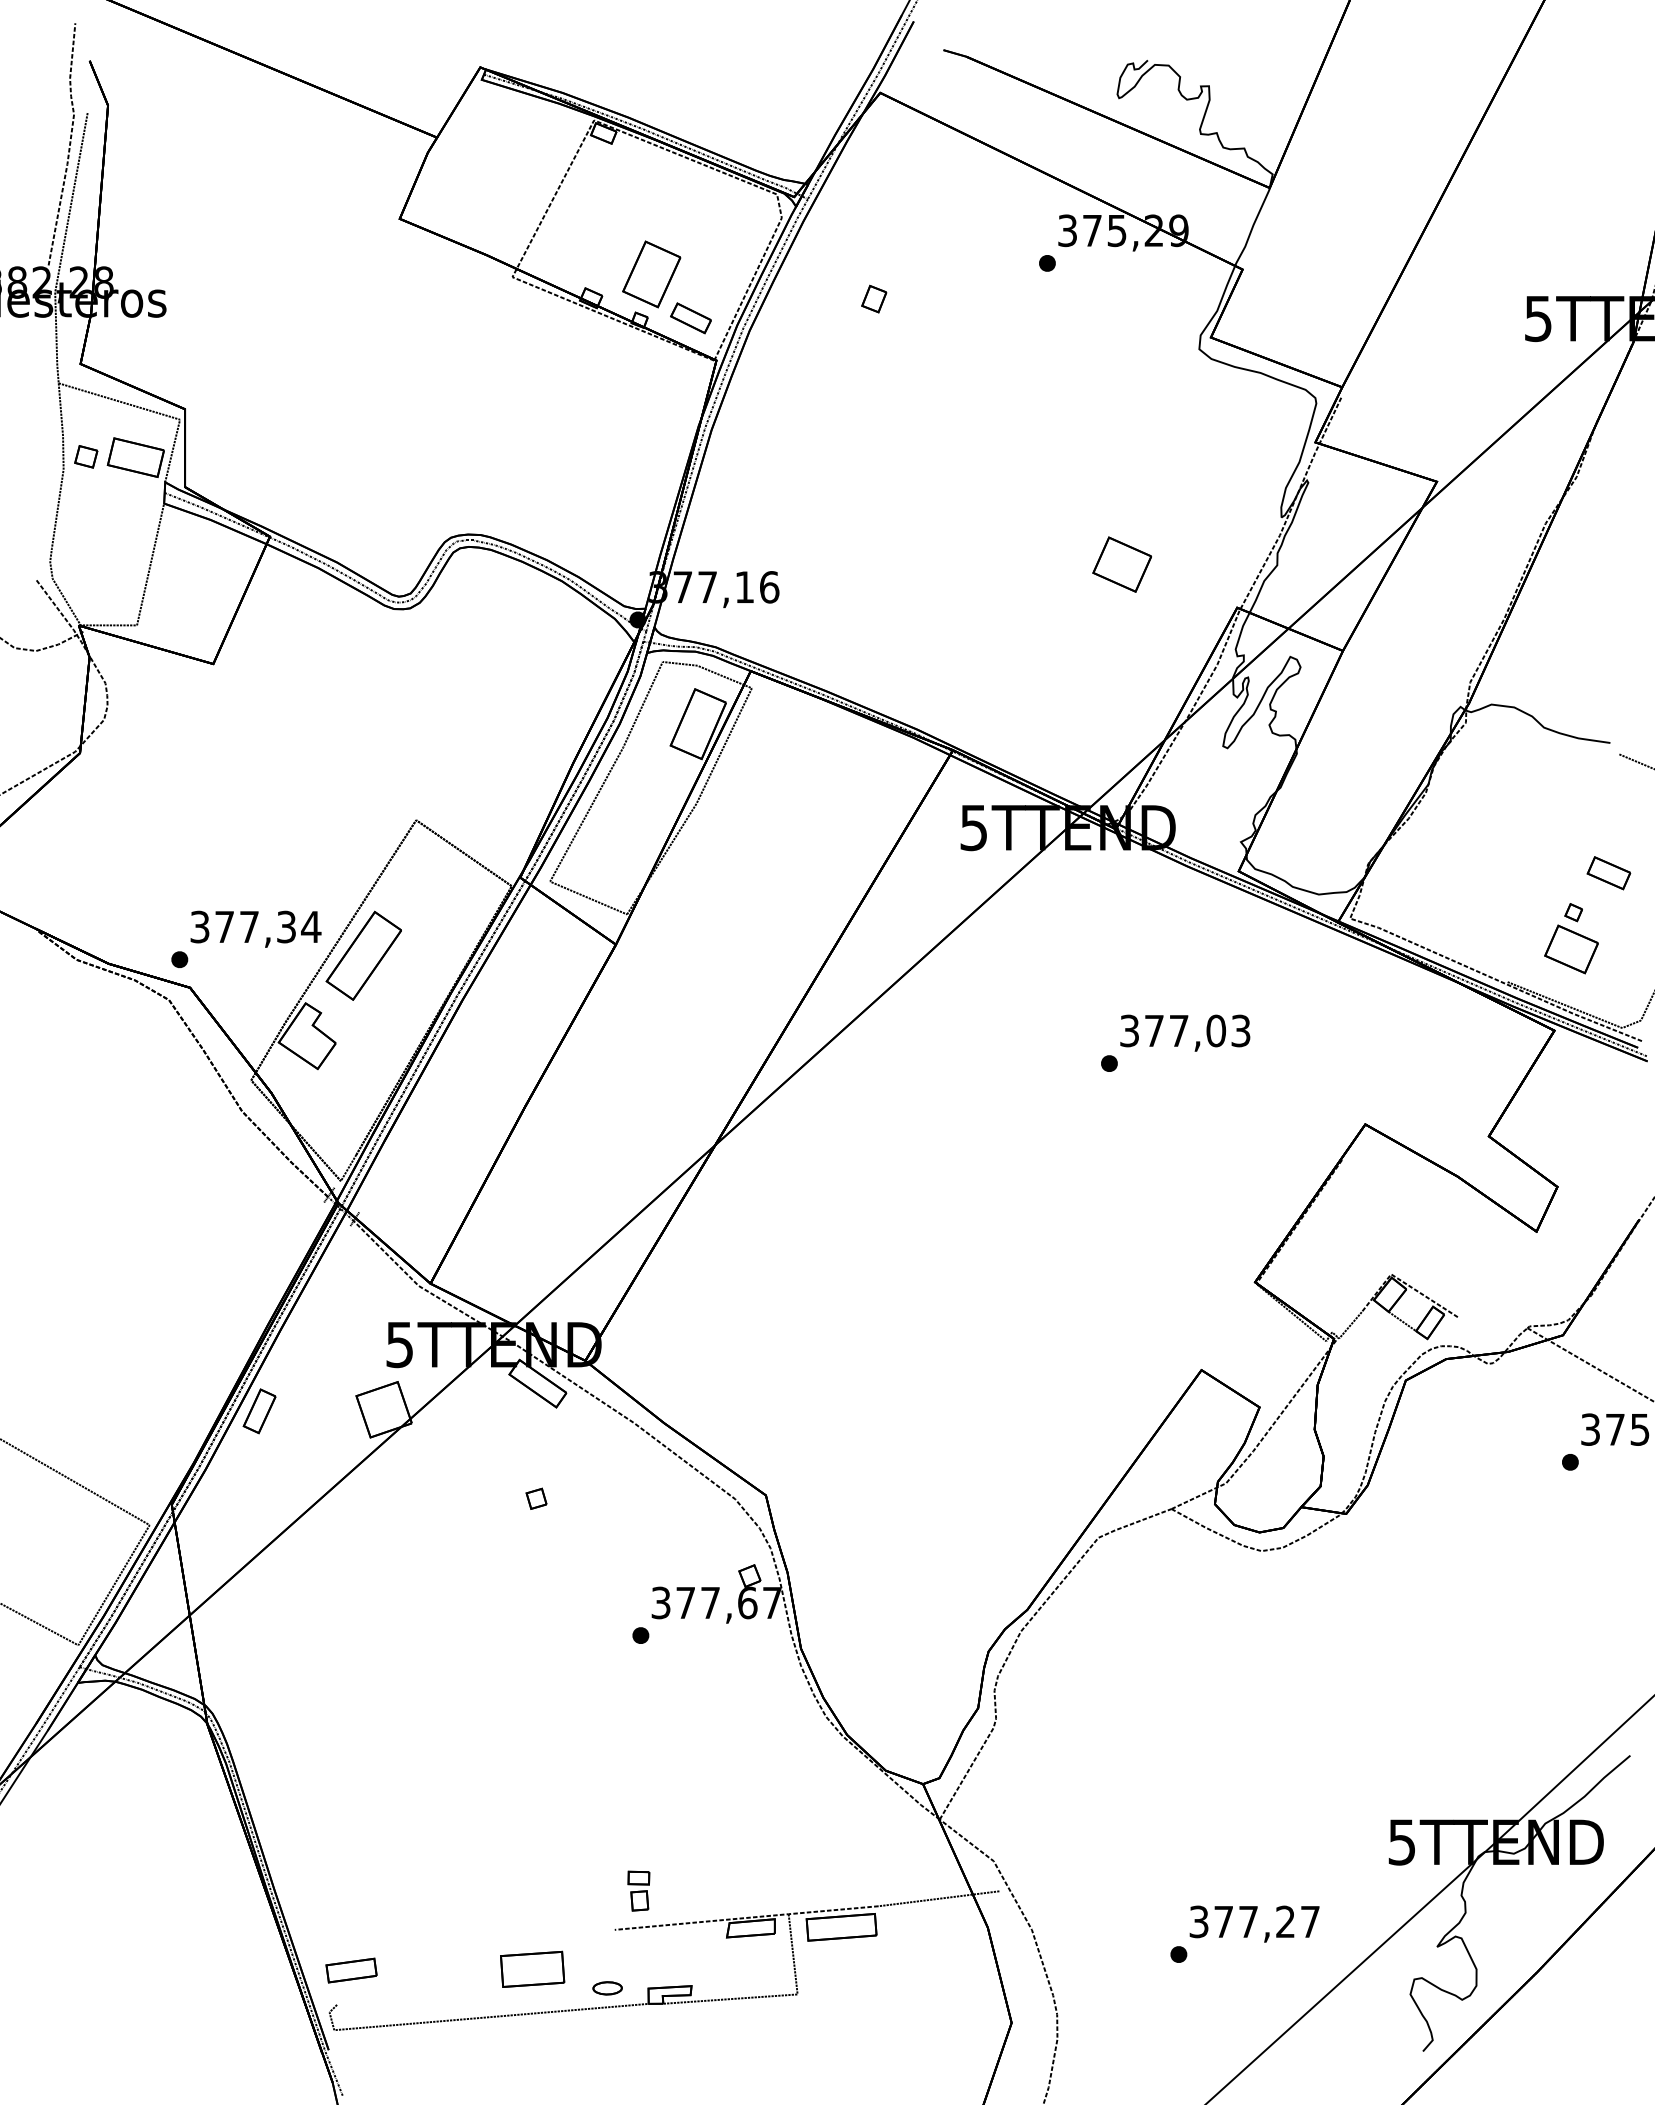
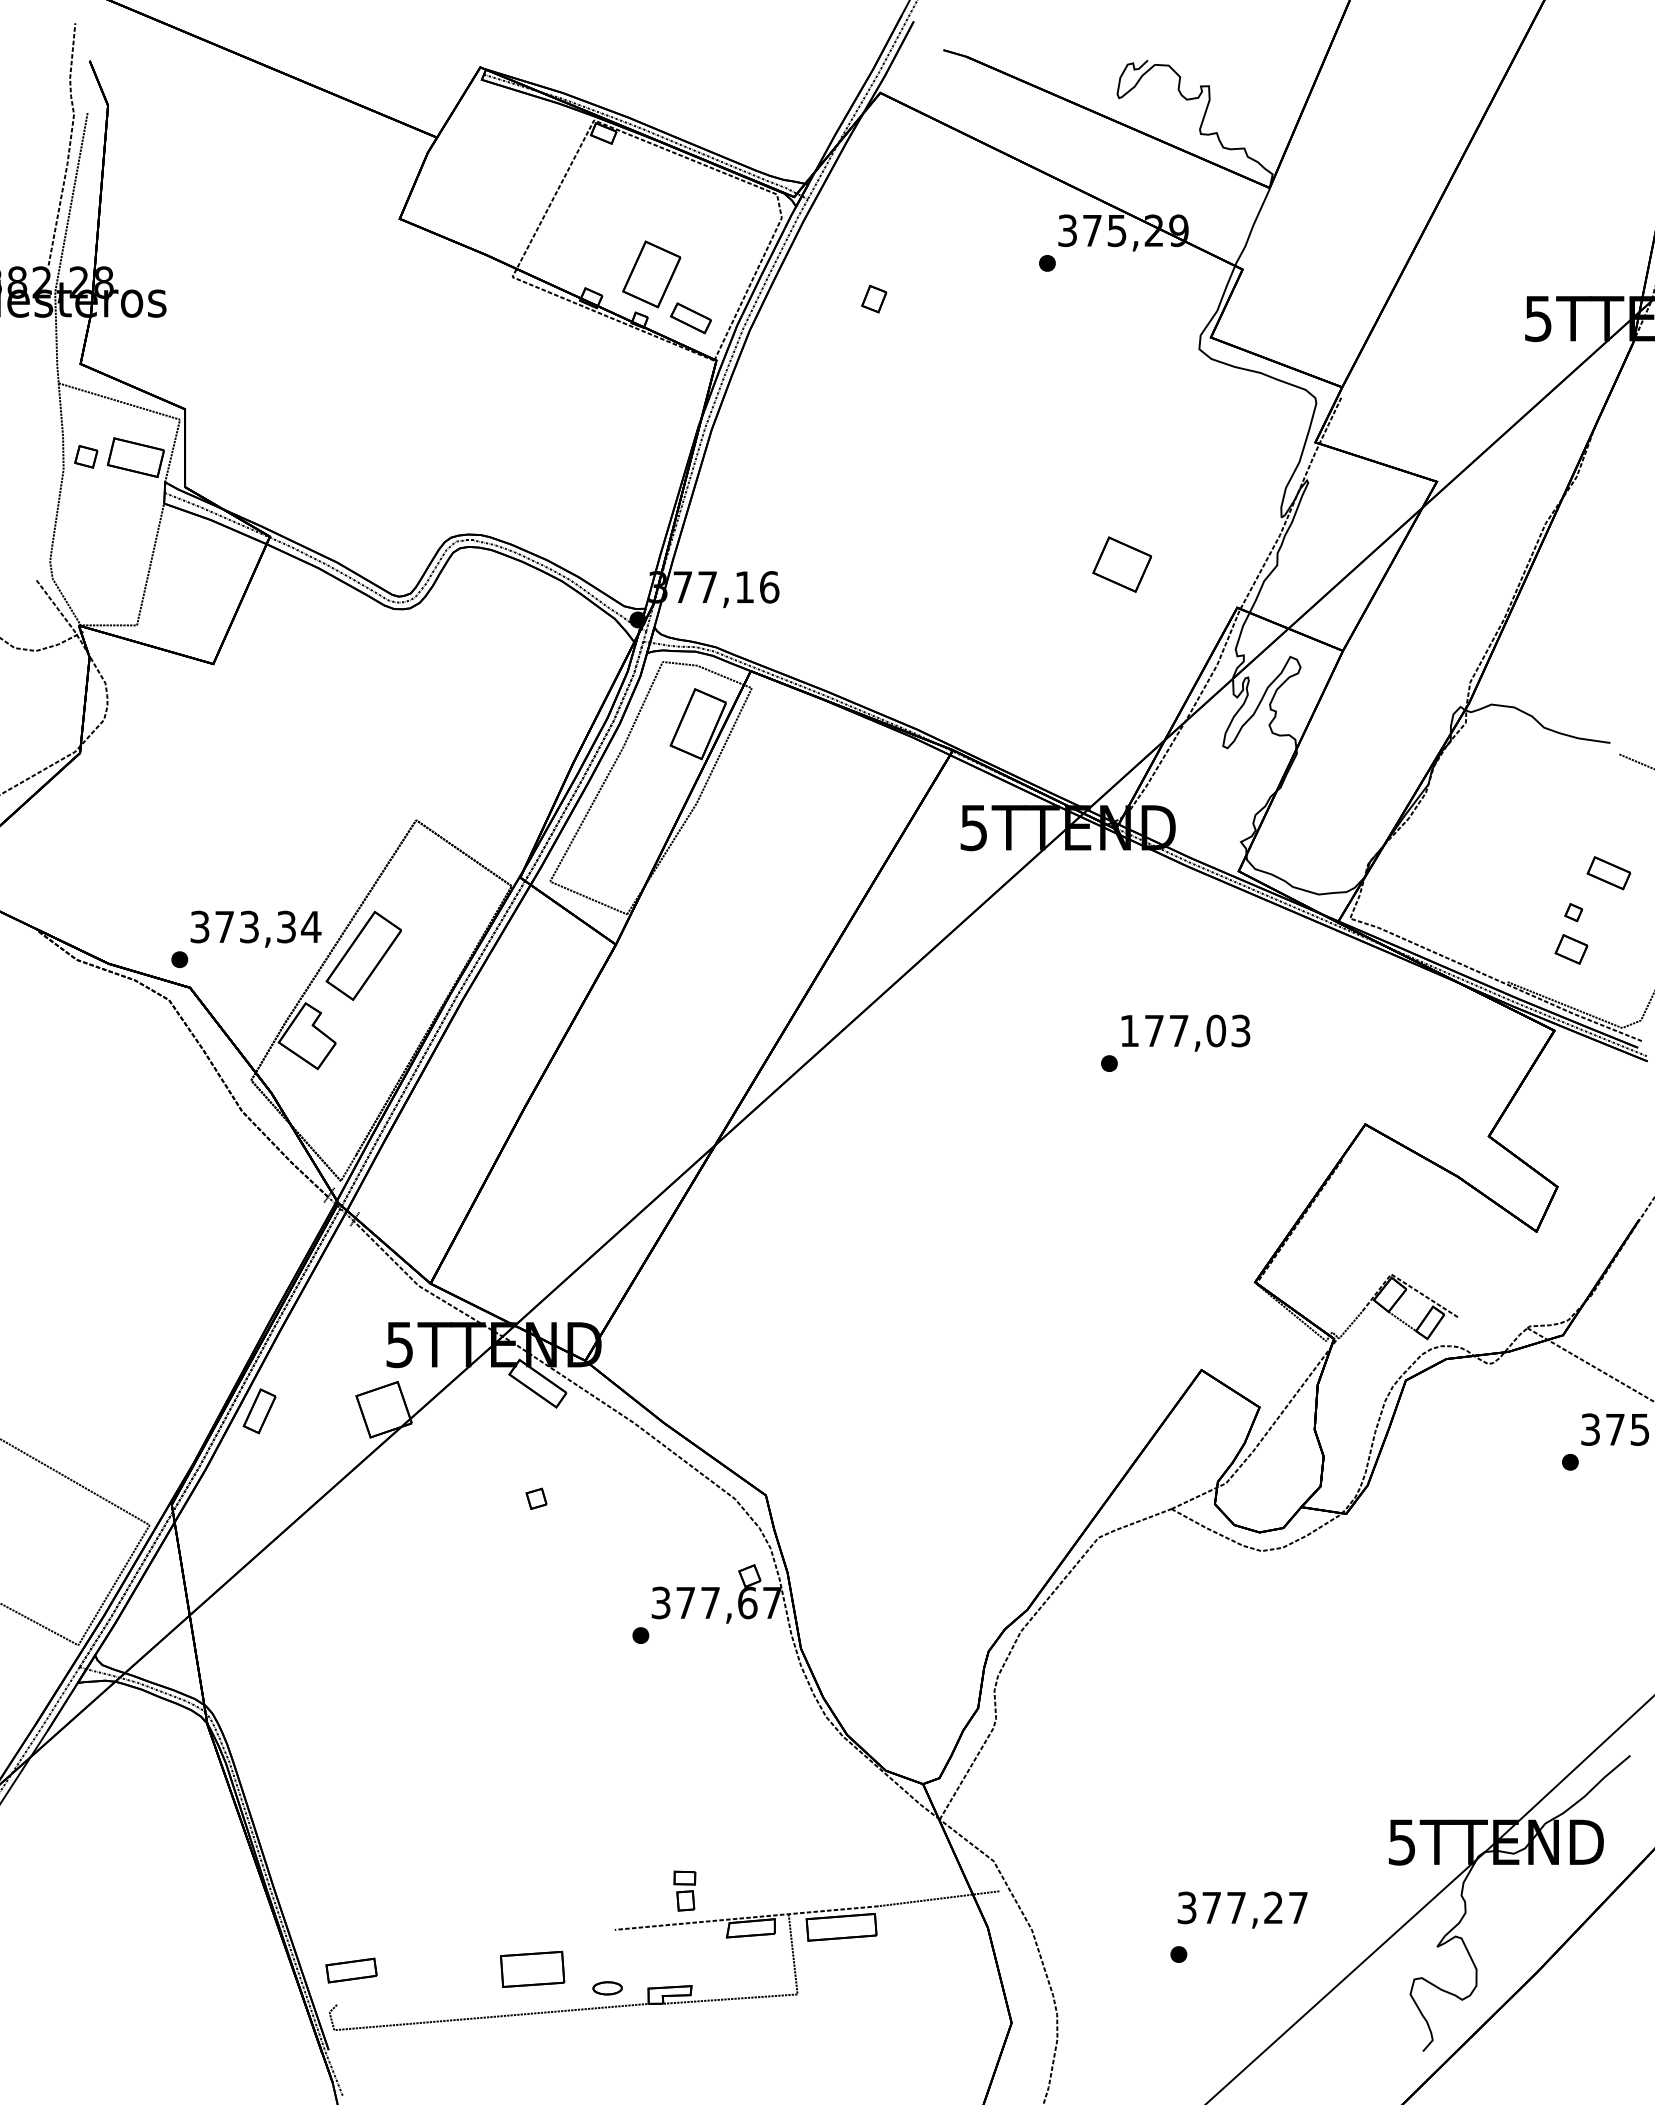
text: 377,34 -> 373,34 (249, 926)
part size: 55x51 px -> 35x31 px (1571, 949)
text: 377,03 -> 177,03 (1129, 1030)
part position: (638, 1890) -> (684, 1890) (684, 1890)
text position: (1254, 1923) -> (1242, 1909) (1242, 1909)
